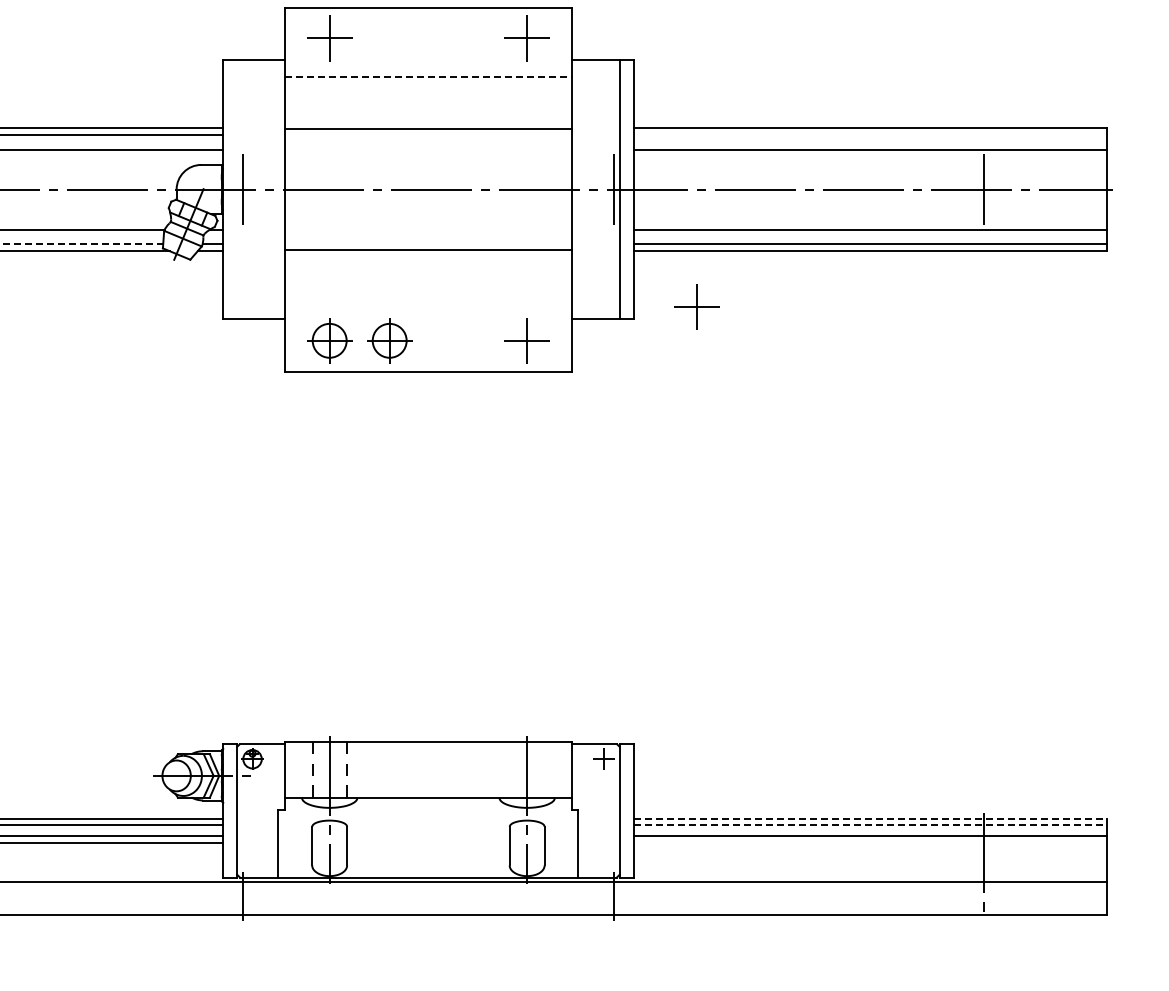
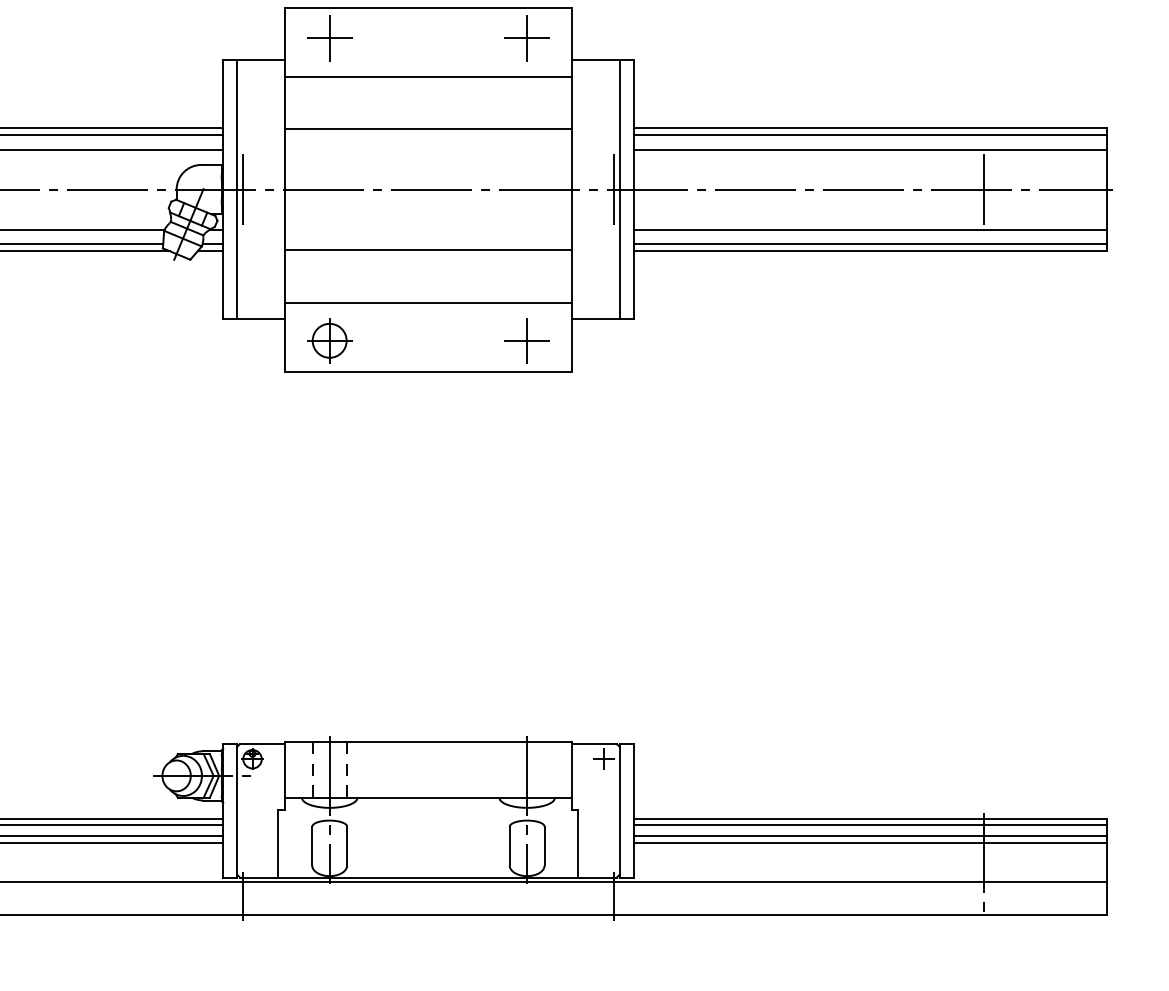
line: dashed -> solid (428, 77)
line: none -> present (870, 135)
line: none -> present (237, 189)
line: dashed -> solid (82, 243)
line: none -> present (428, 302)
part: present -> none (696, 306)
part: present -> none (389, 340)
line: dashed -> solid (870, 819)
line: dashed -> solid (870, 825)
line: none -> present (870, 842)
